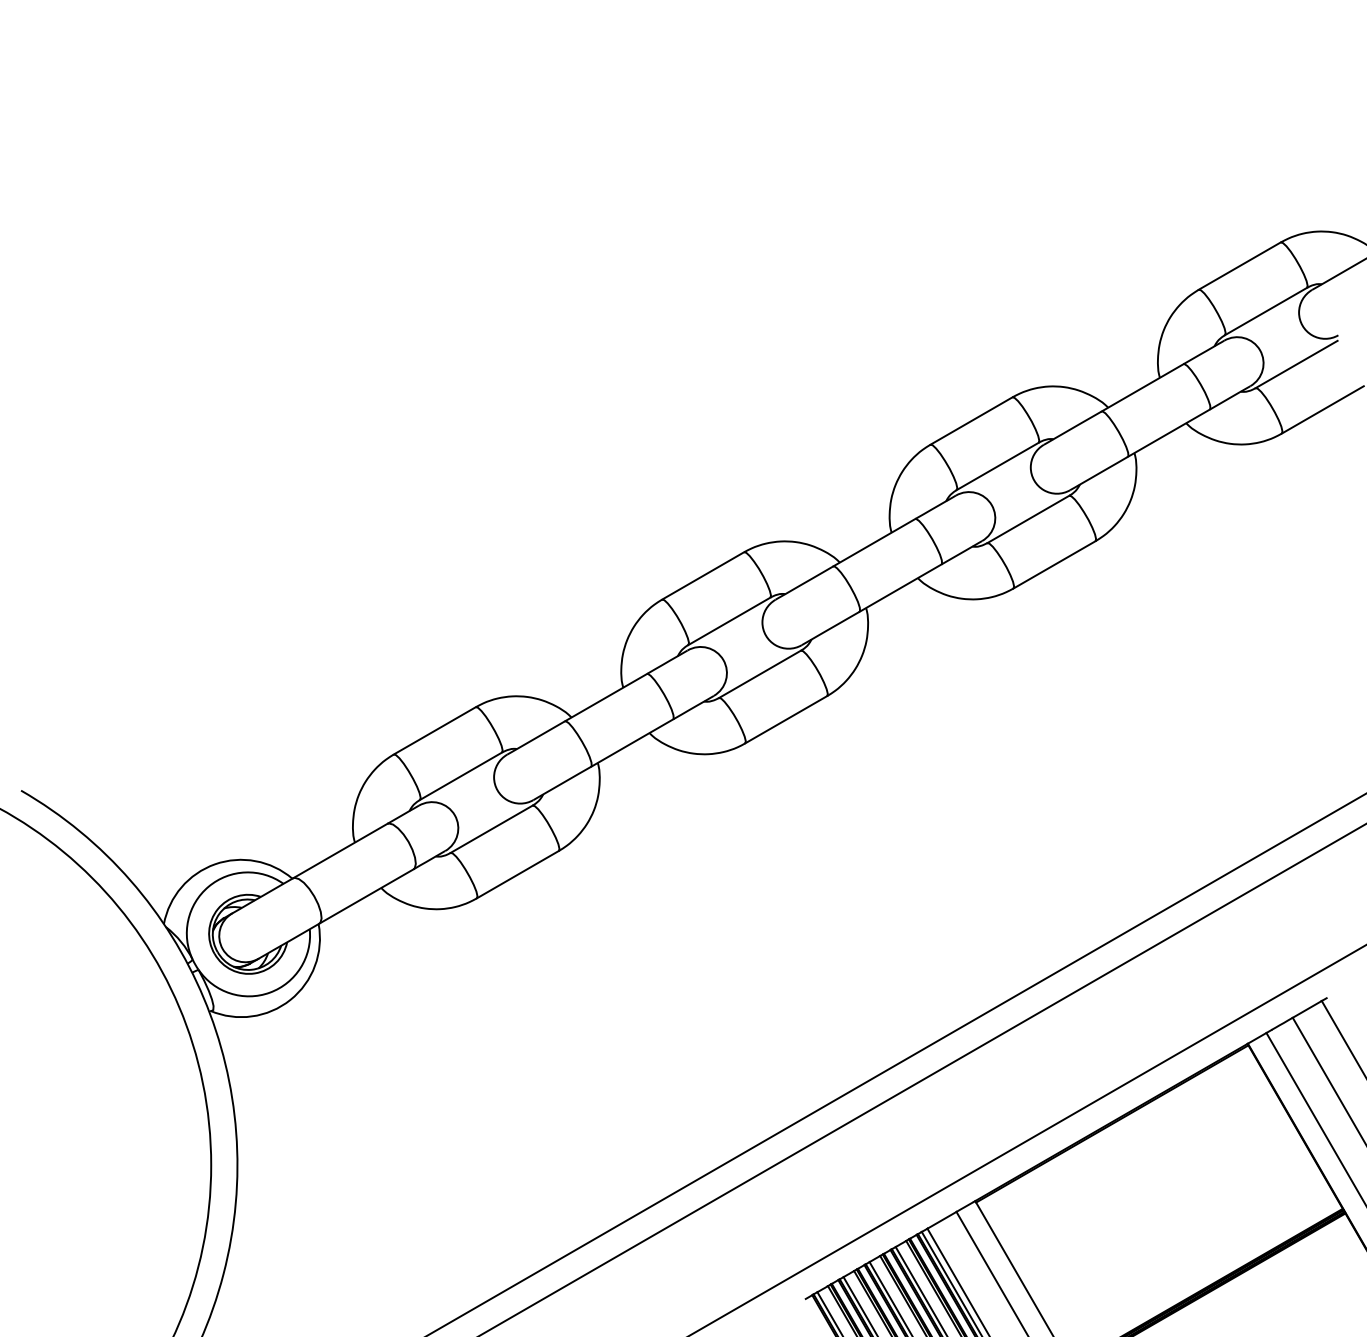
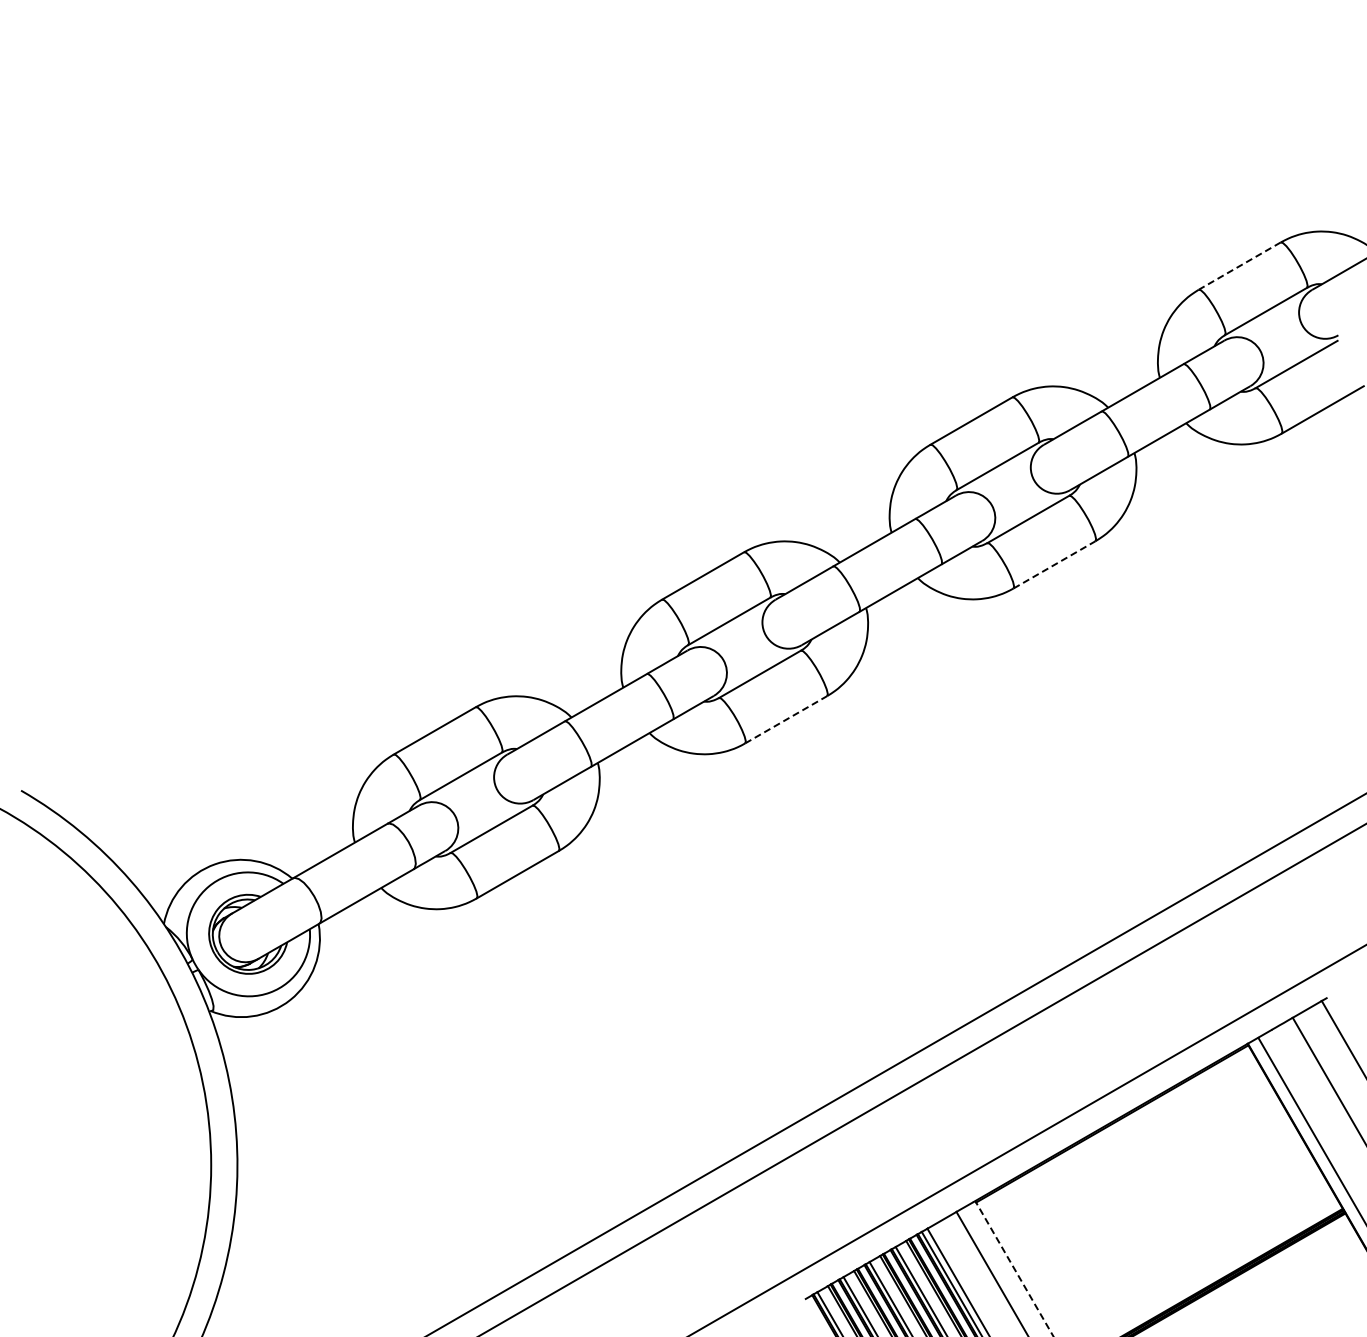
line: solid -> dashed (1239, 266)
line: solid -> dashed (1055, 564)
line: solid -> dashed (786, 719)
line position: (1314, 1116) -> (1310, 1128) (1310, 1128)
line: solid -> dashed (1014, 1268)
